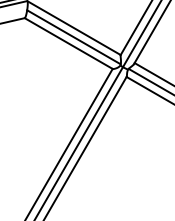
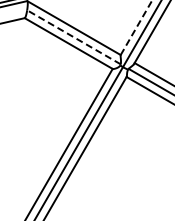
line: solid -> dashed (136, 27)
line: solid -> dashed (73, 37)
